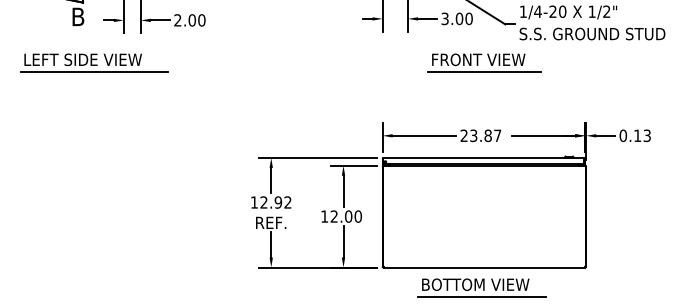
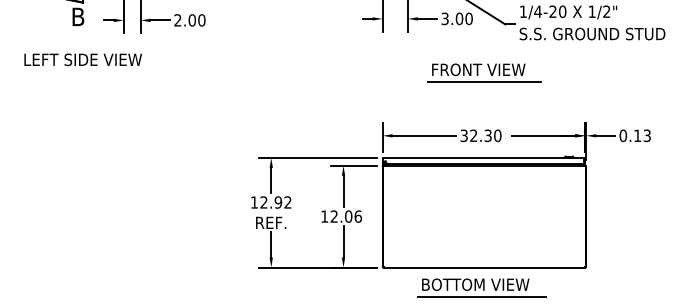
part position: (484, 62) -> (484, 72) (484, 72)
line: present -> none (94, 72)
text: 23.87 -> 32.30 (480, 135)
text: 12.00 -> 12.06 (358, 216)
